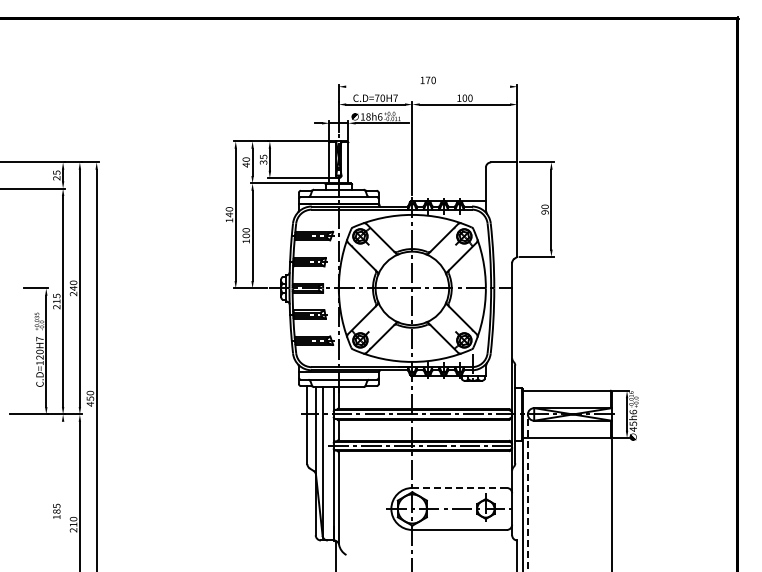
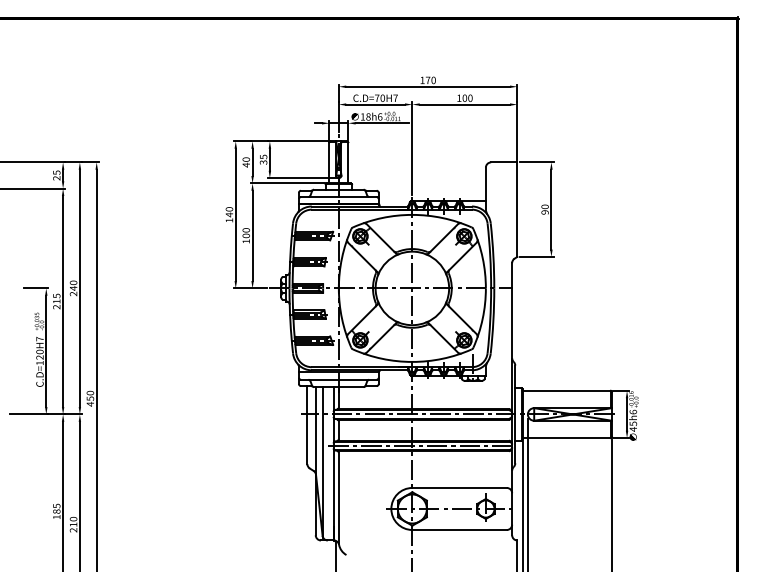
line: none -> present (428, 86)
line: dashed -> solid (460, 487)
line: none -> present (63, 494)
line: dashed -> solid (527, 496)
